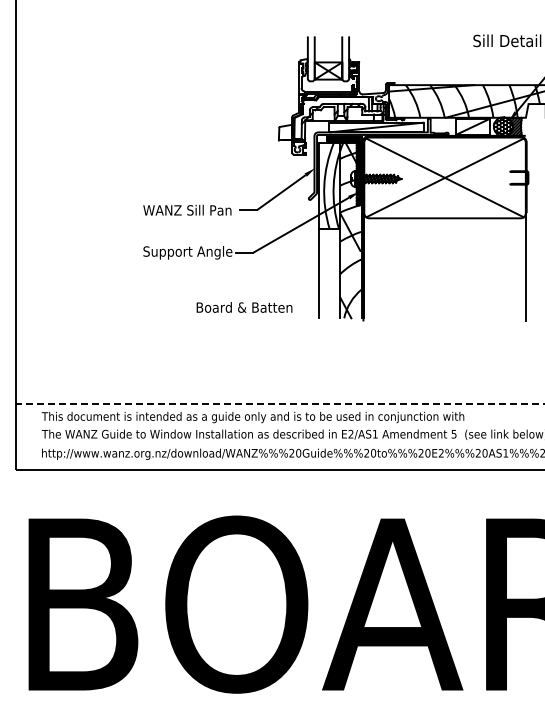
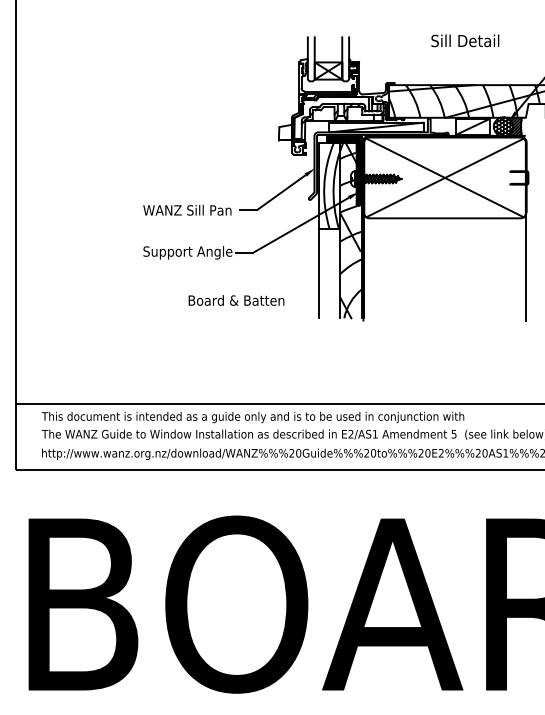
text position: (507, 40) -> (465, 40) (465, 40)
text position: (244, 307) -> (236, 300) (236, 300)
line: dashed -> solid (280, 403)
